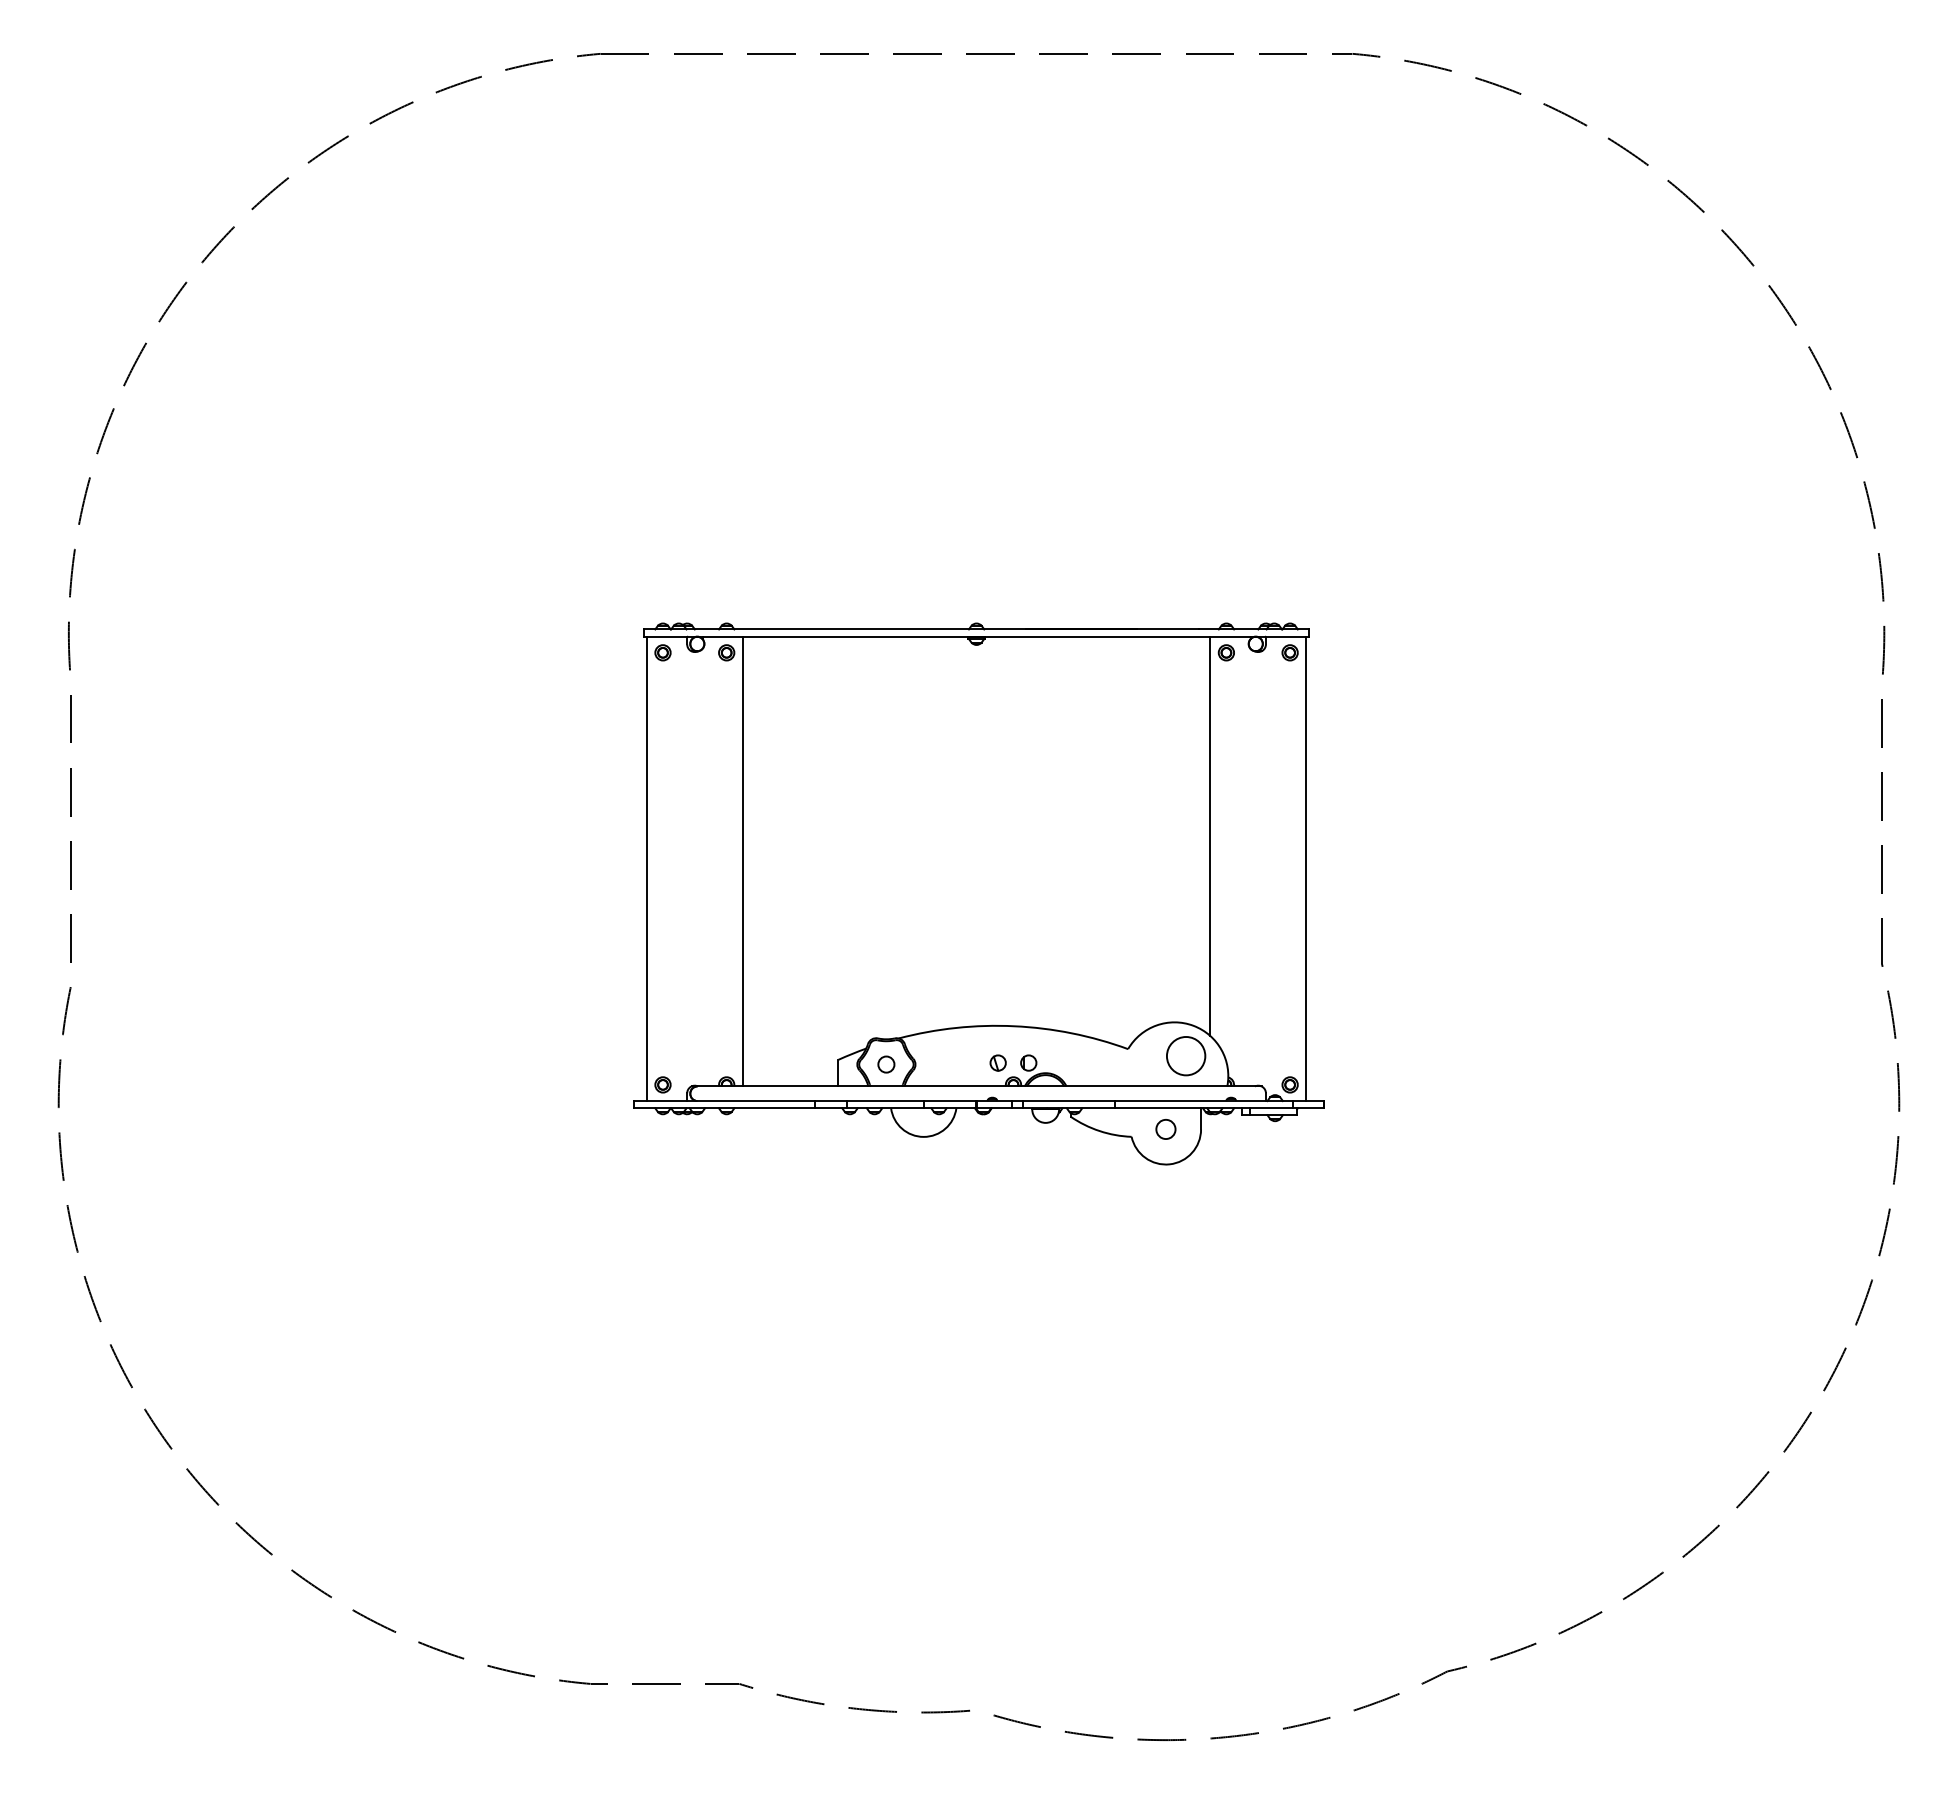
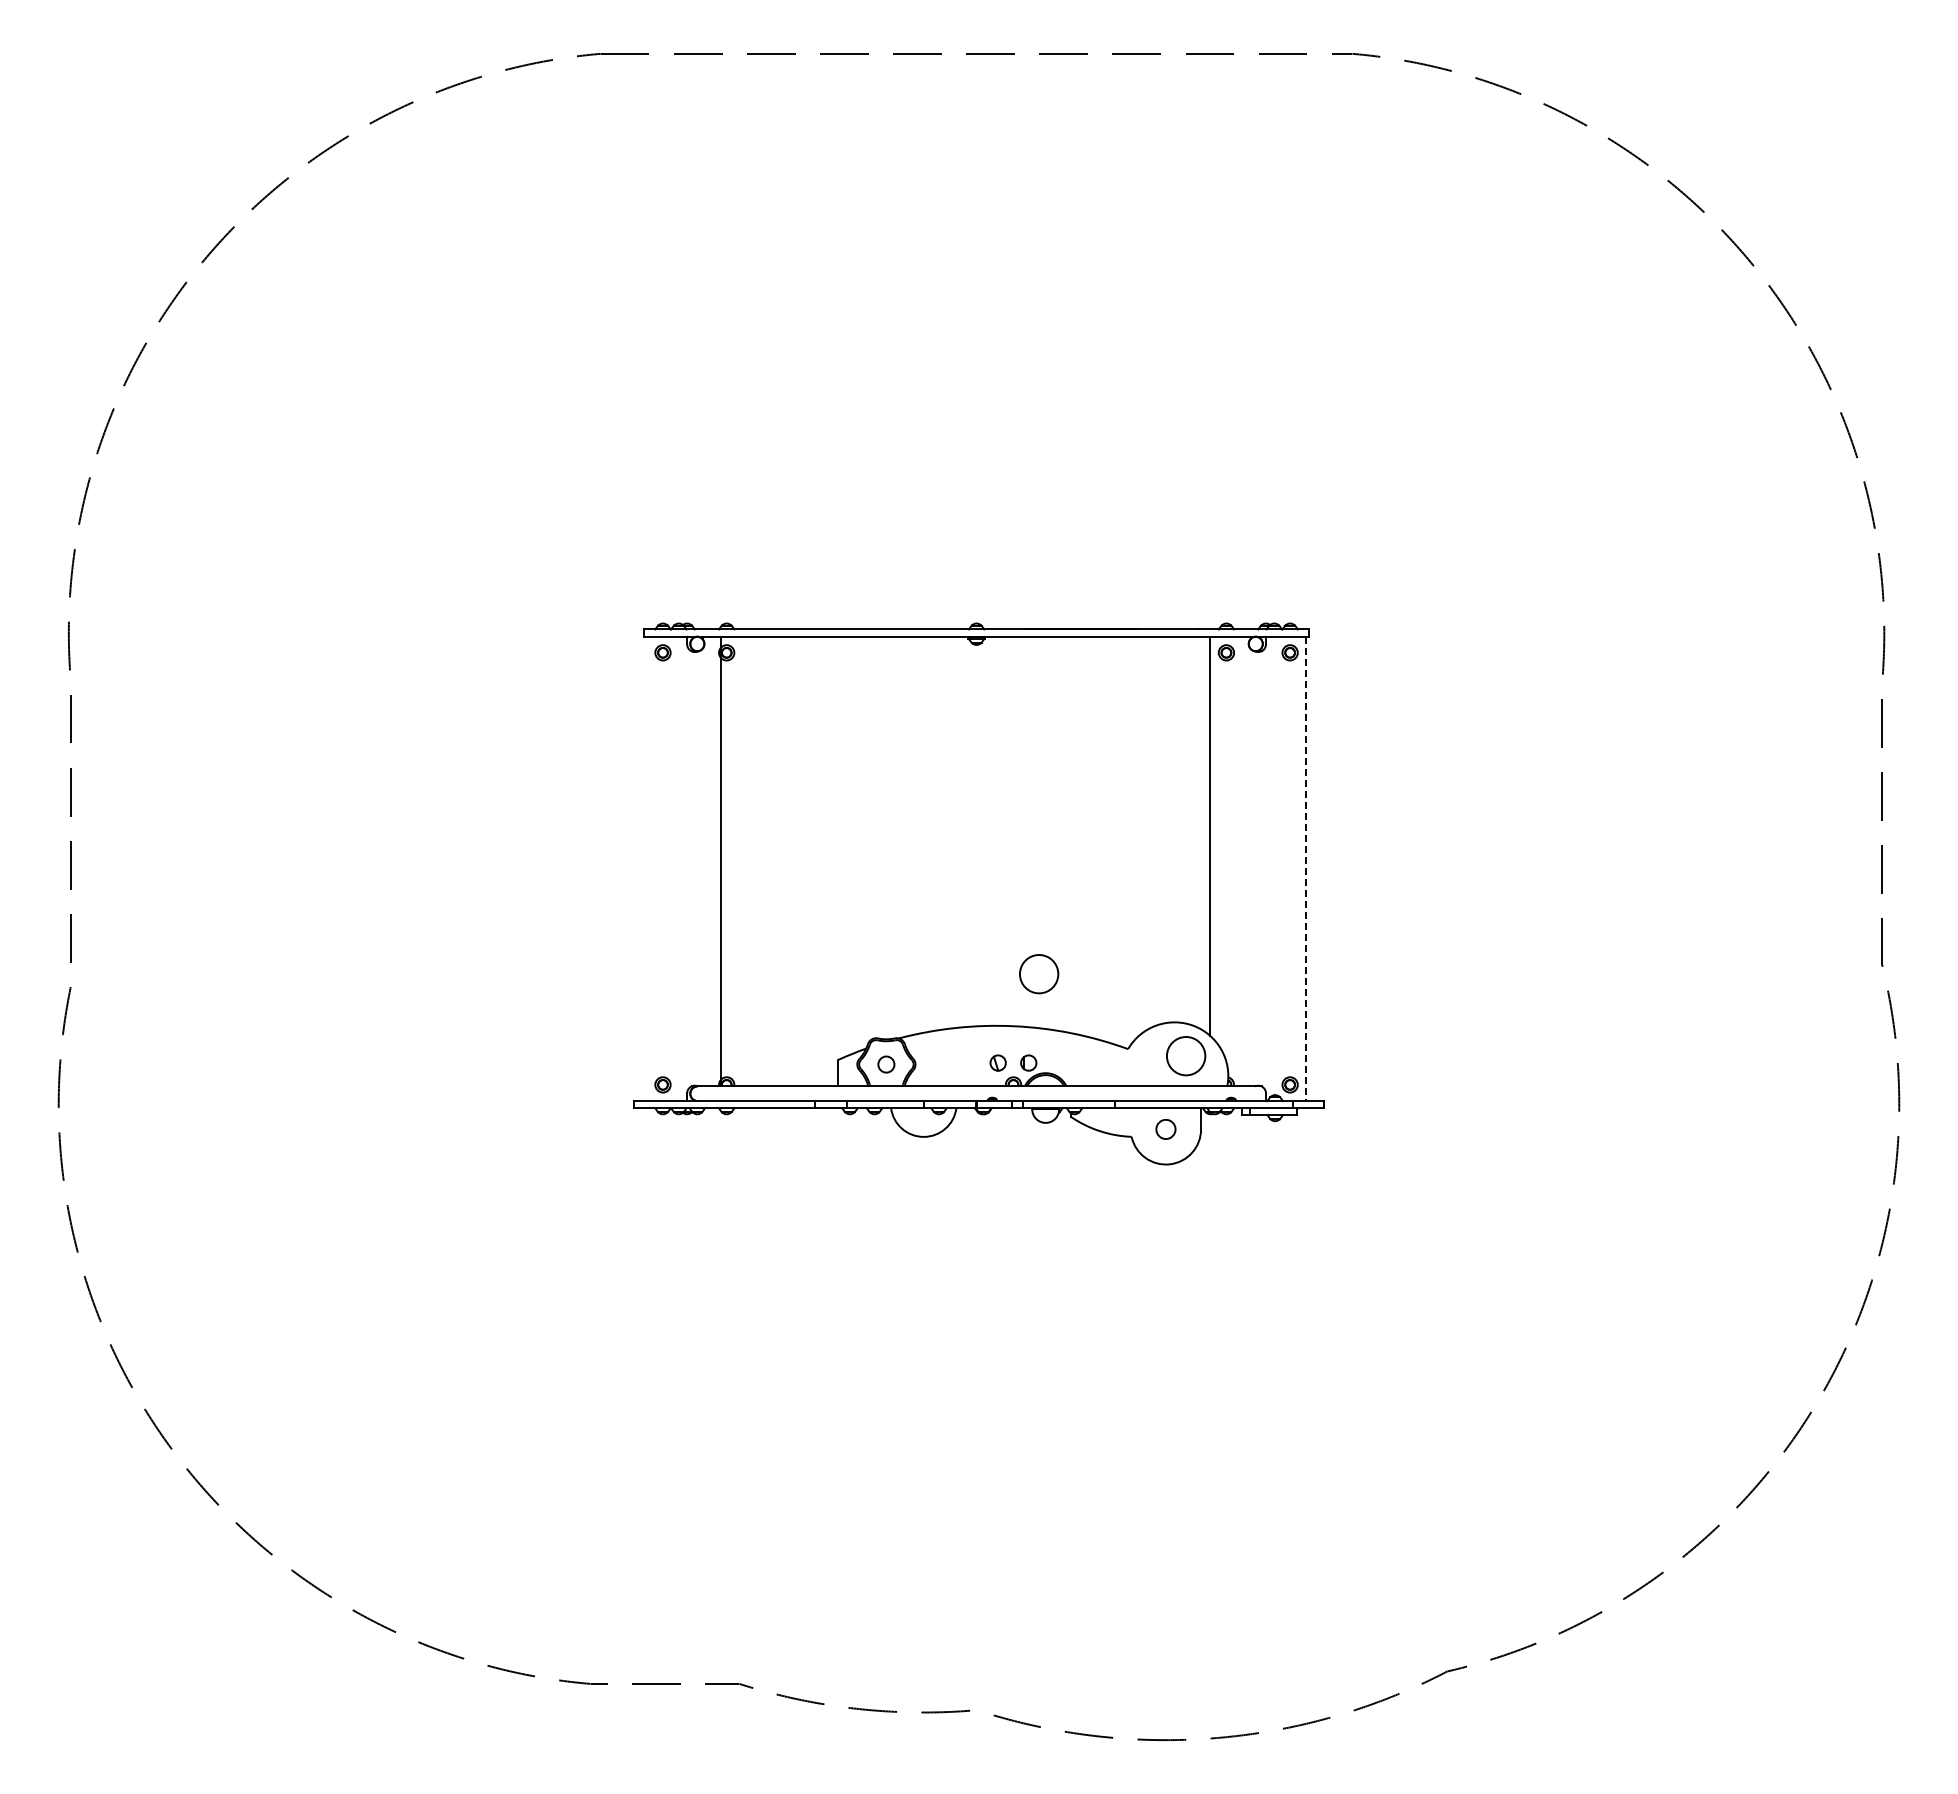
line position: (742, 861) -> (720, 861) (720, 861)
line: present -> none (646, 868)
line: solid -> dashed (1306, 869)
circle: none -> present (1039, 974)
